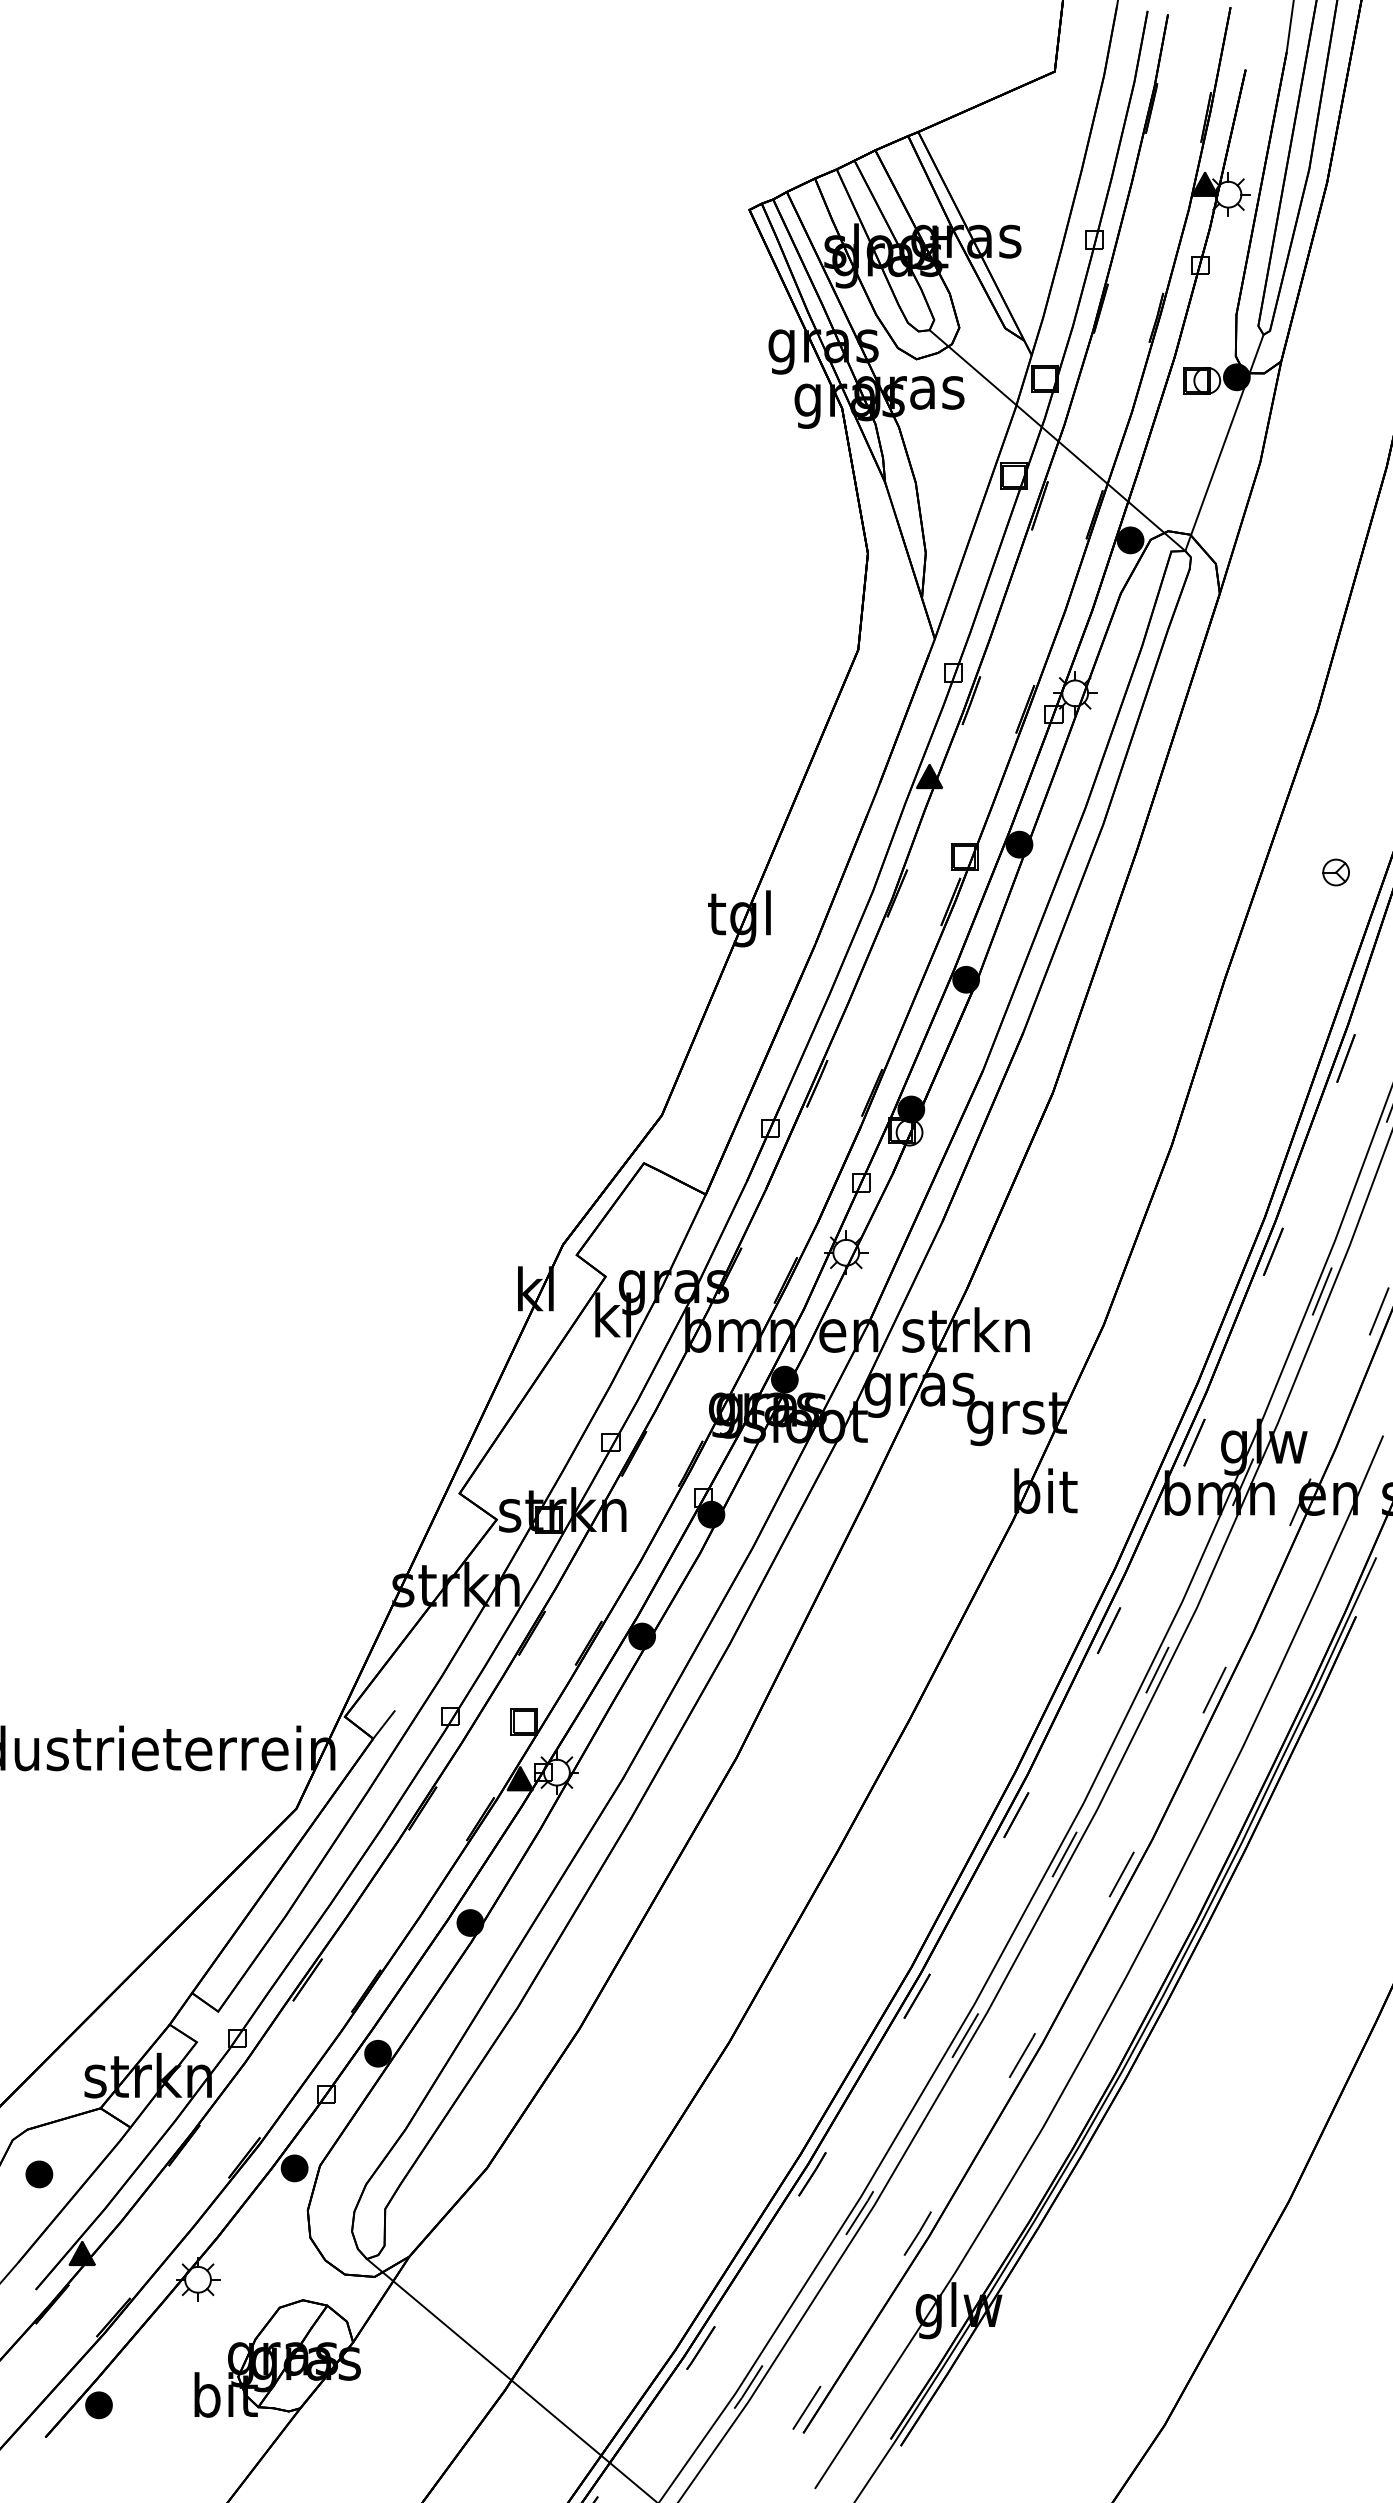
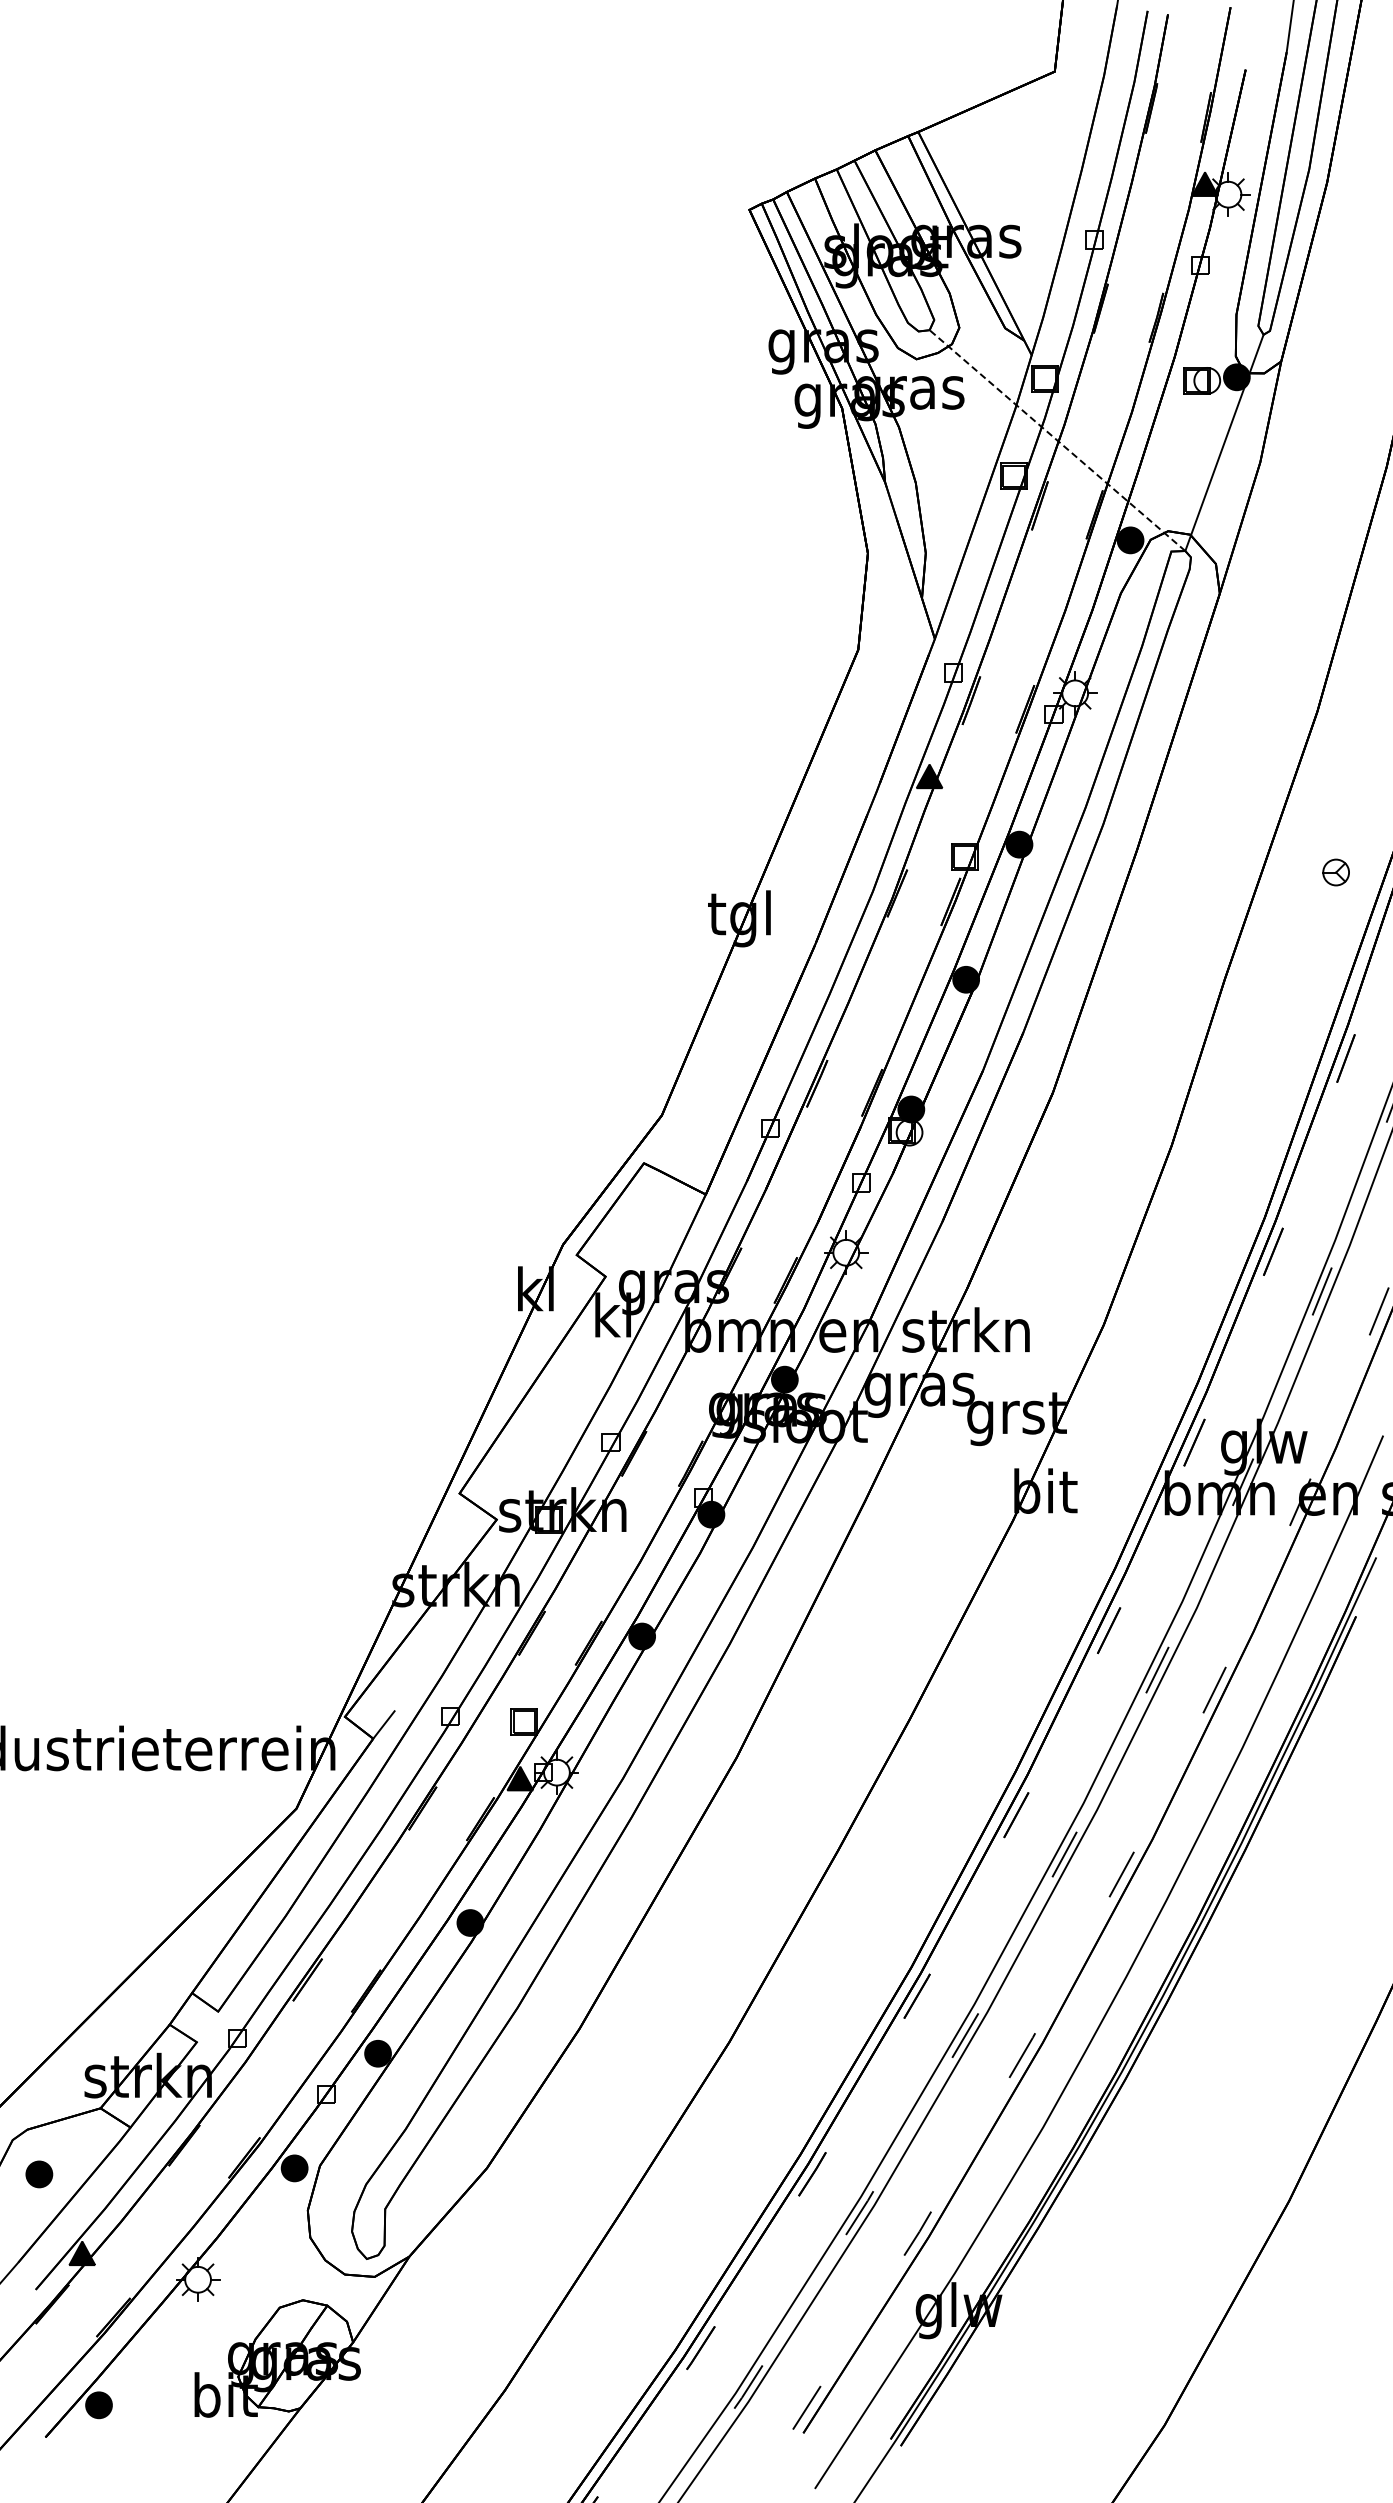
line: solid -> dashed (1057, 440)
line: present -> none (509, 2379)
